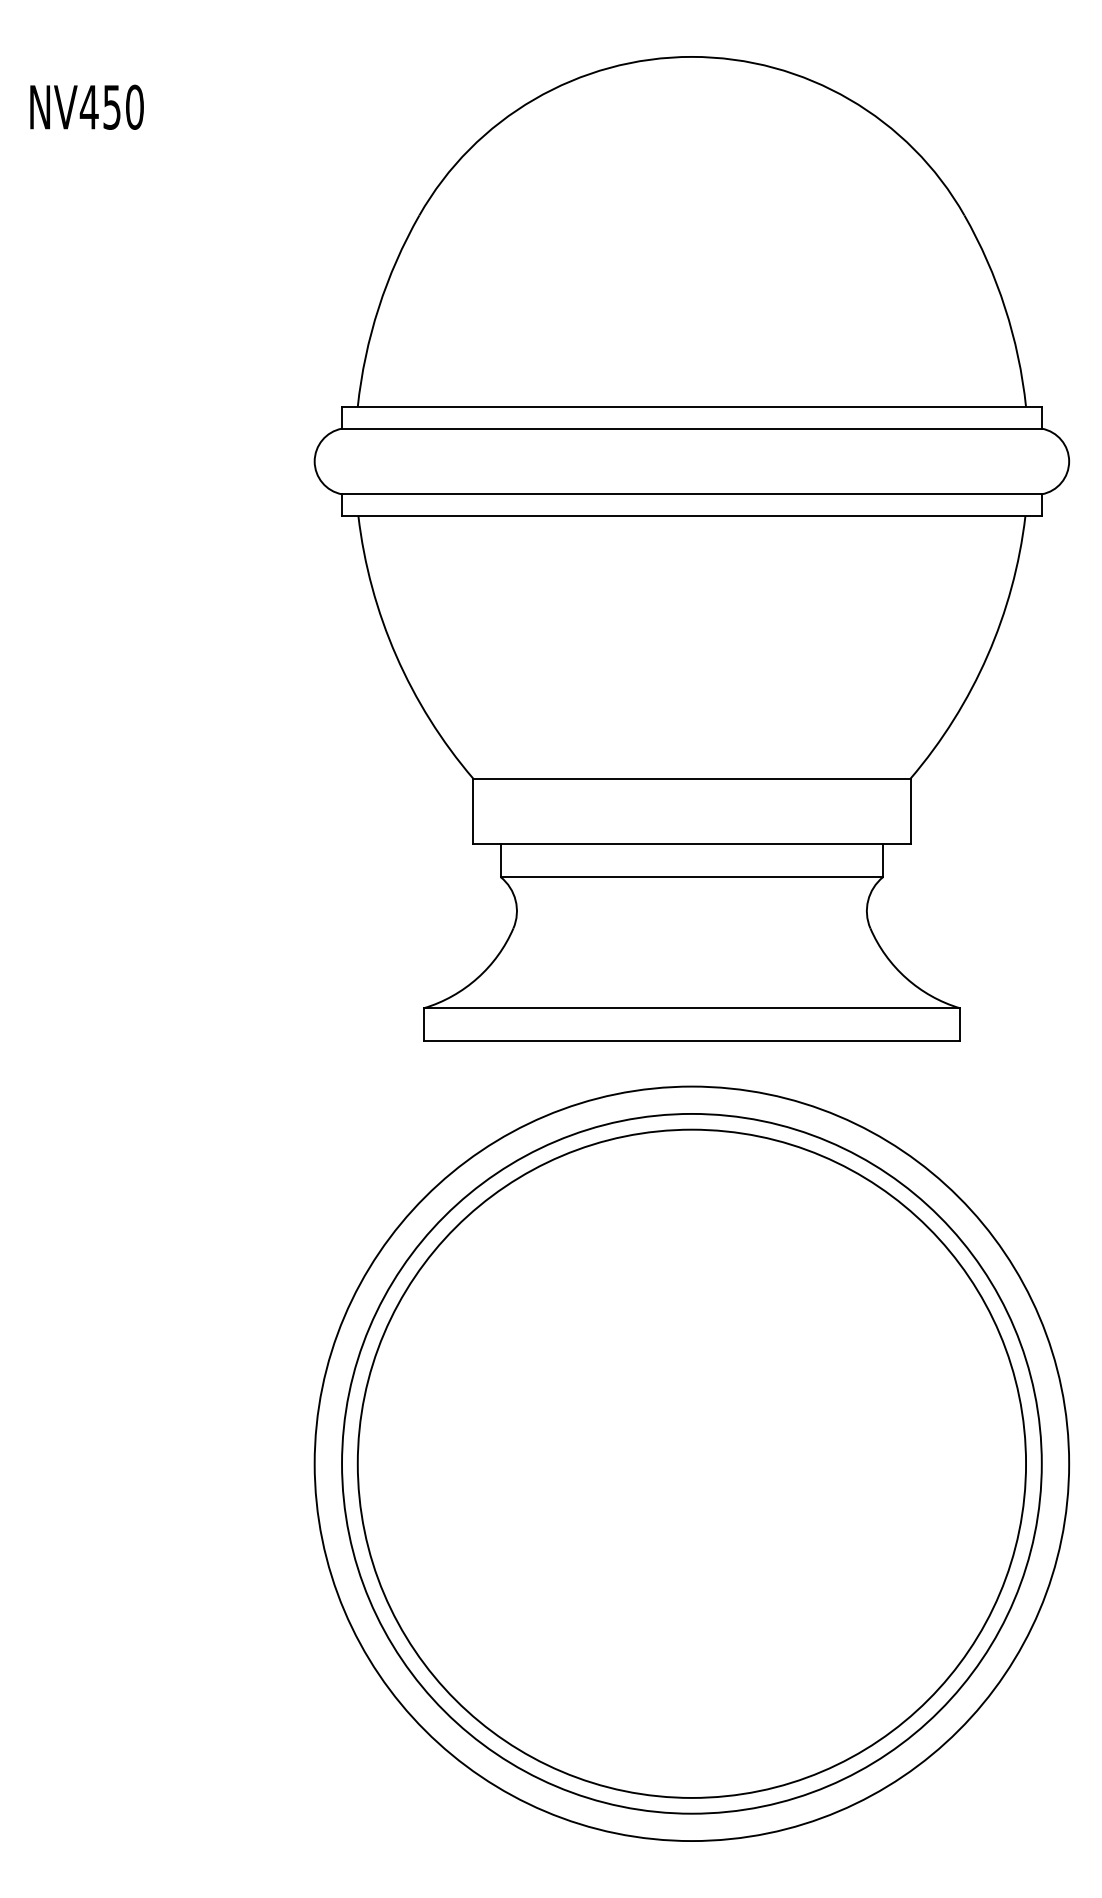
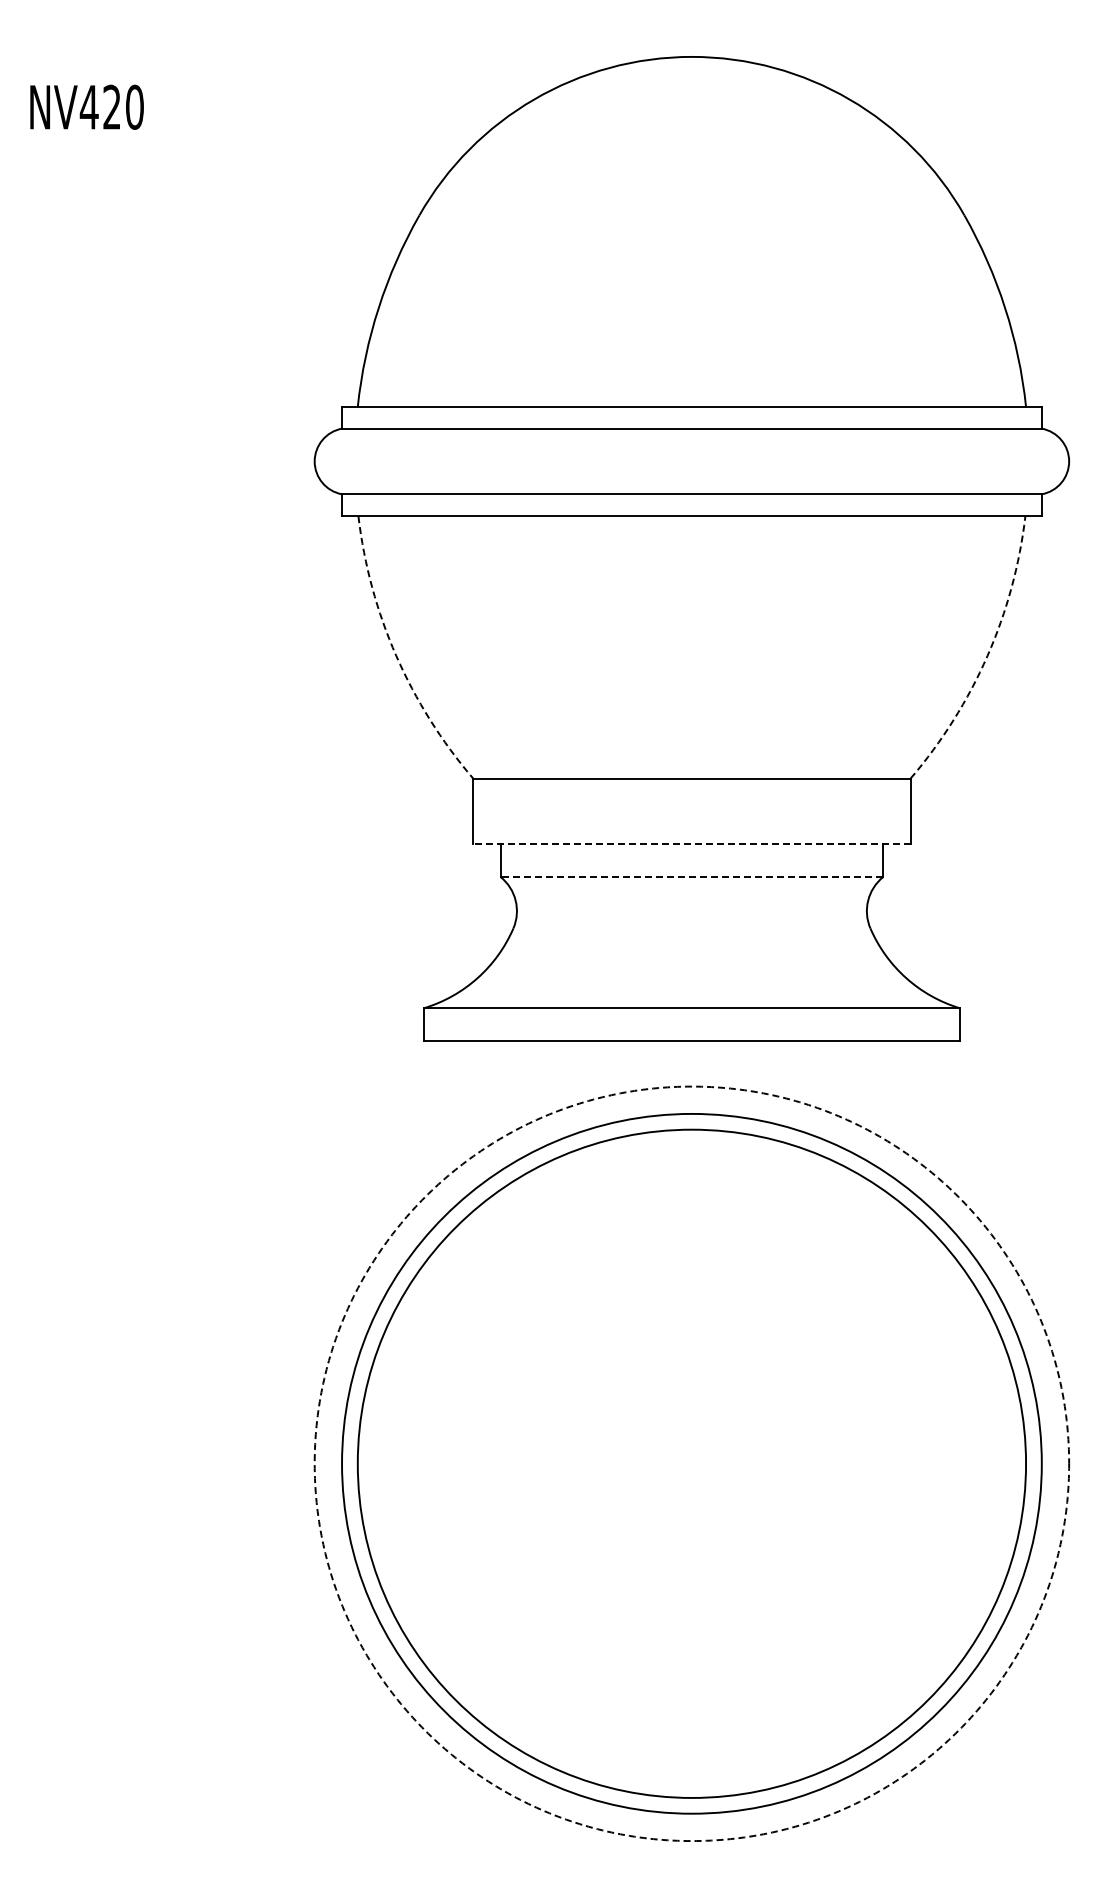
text: NV450 -> NV420 (111, 106)
arc: solid -> dashed (396, 655)
arc: solid -> dashed (987, 655)
line: solid -> dashed (691, 844)
line: solid -> dashed (691, 876)
circle: solid -> dashed (691, 1463)
